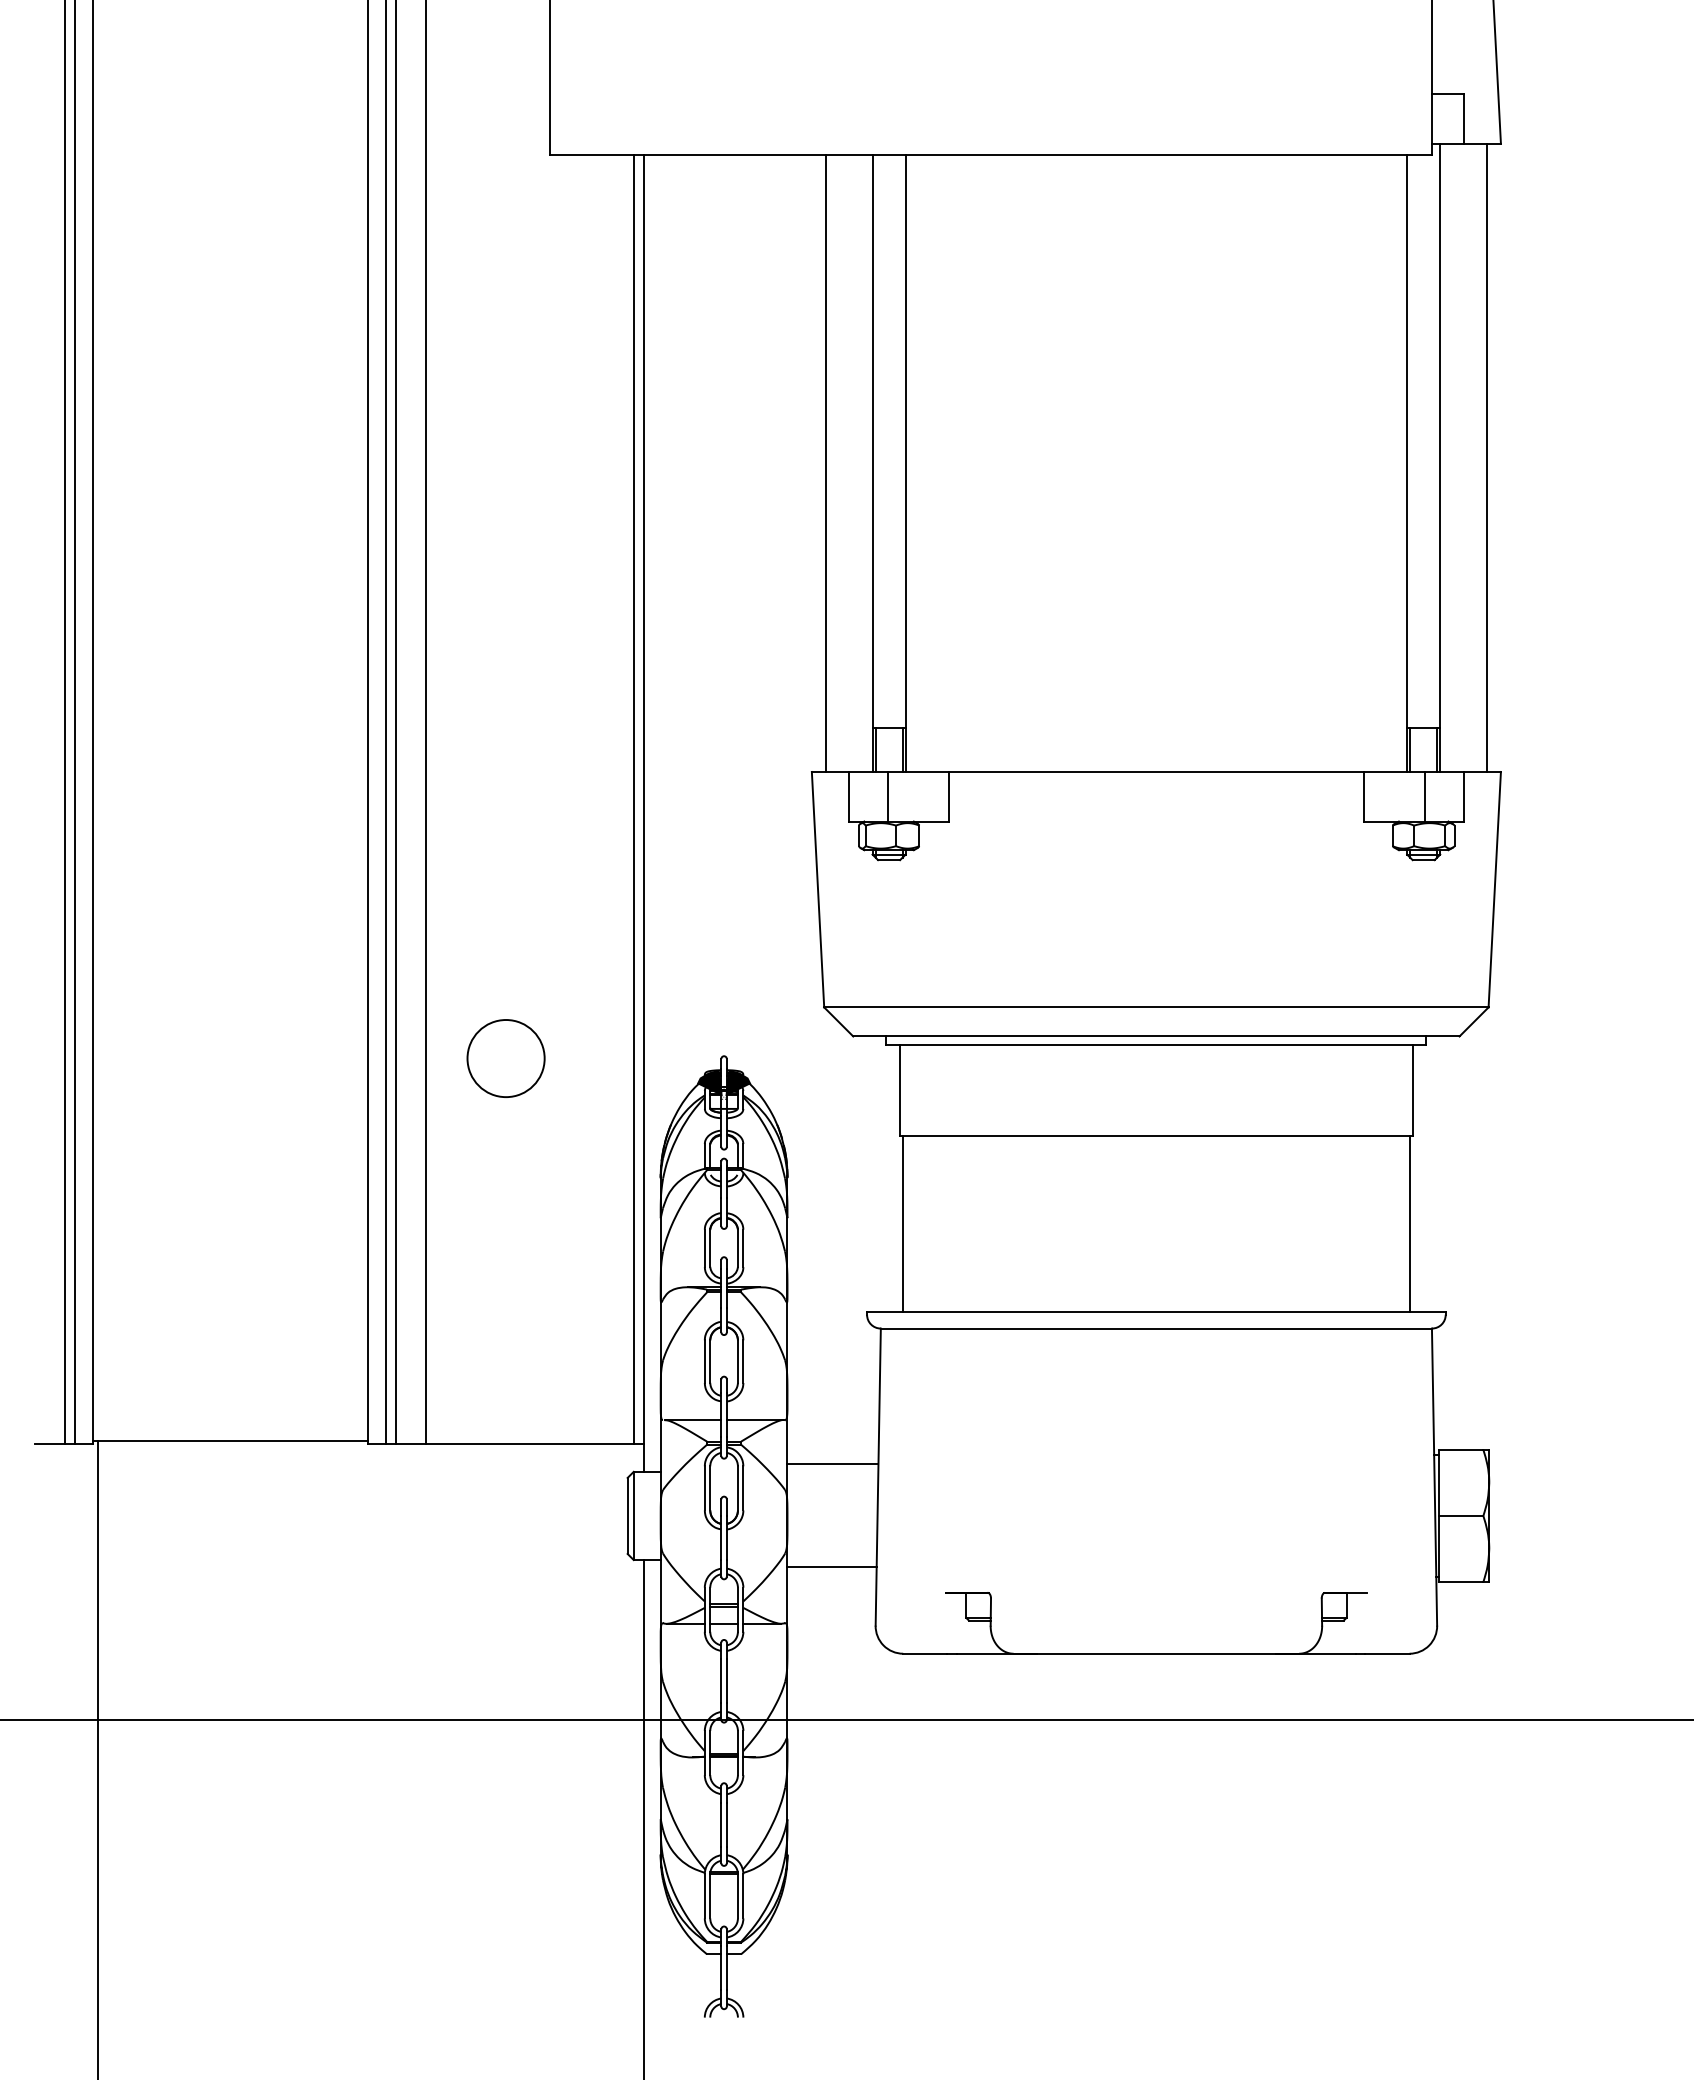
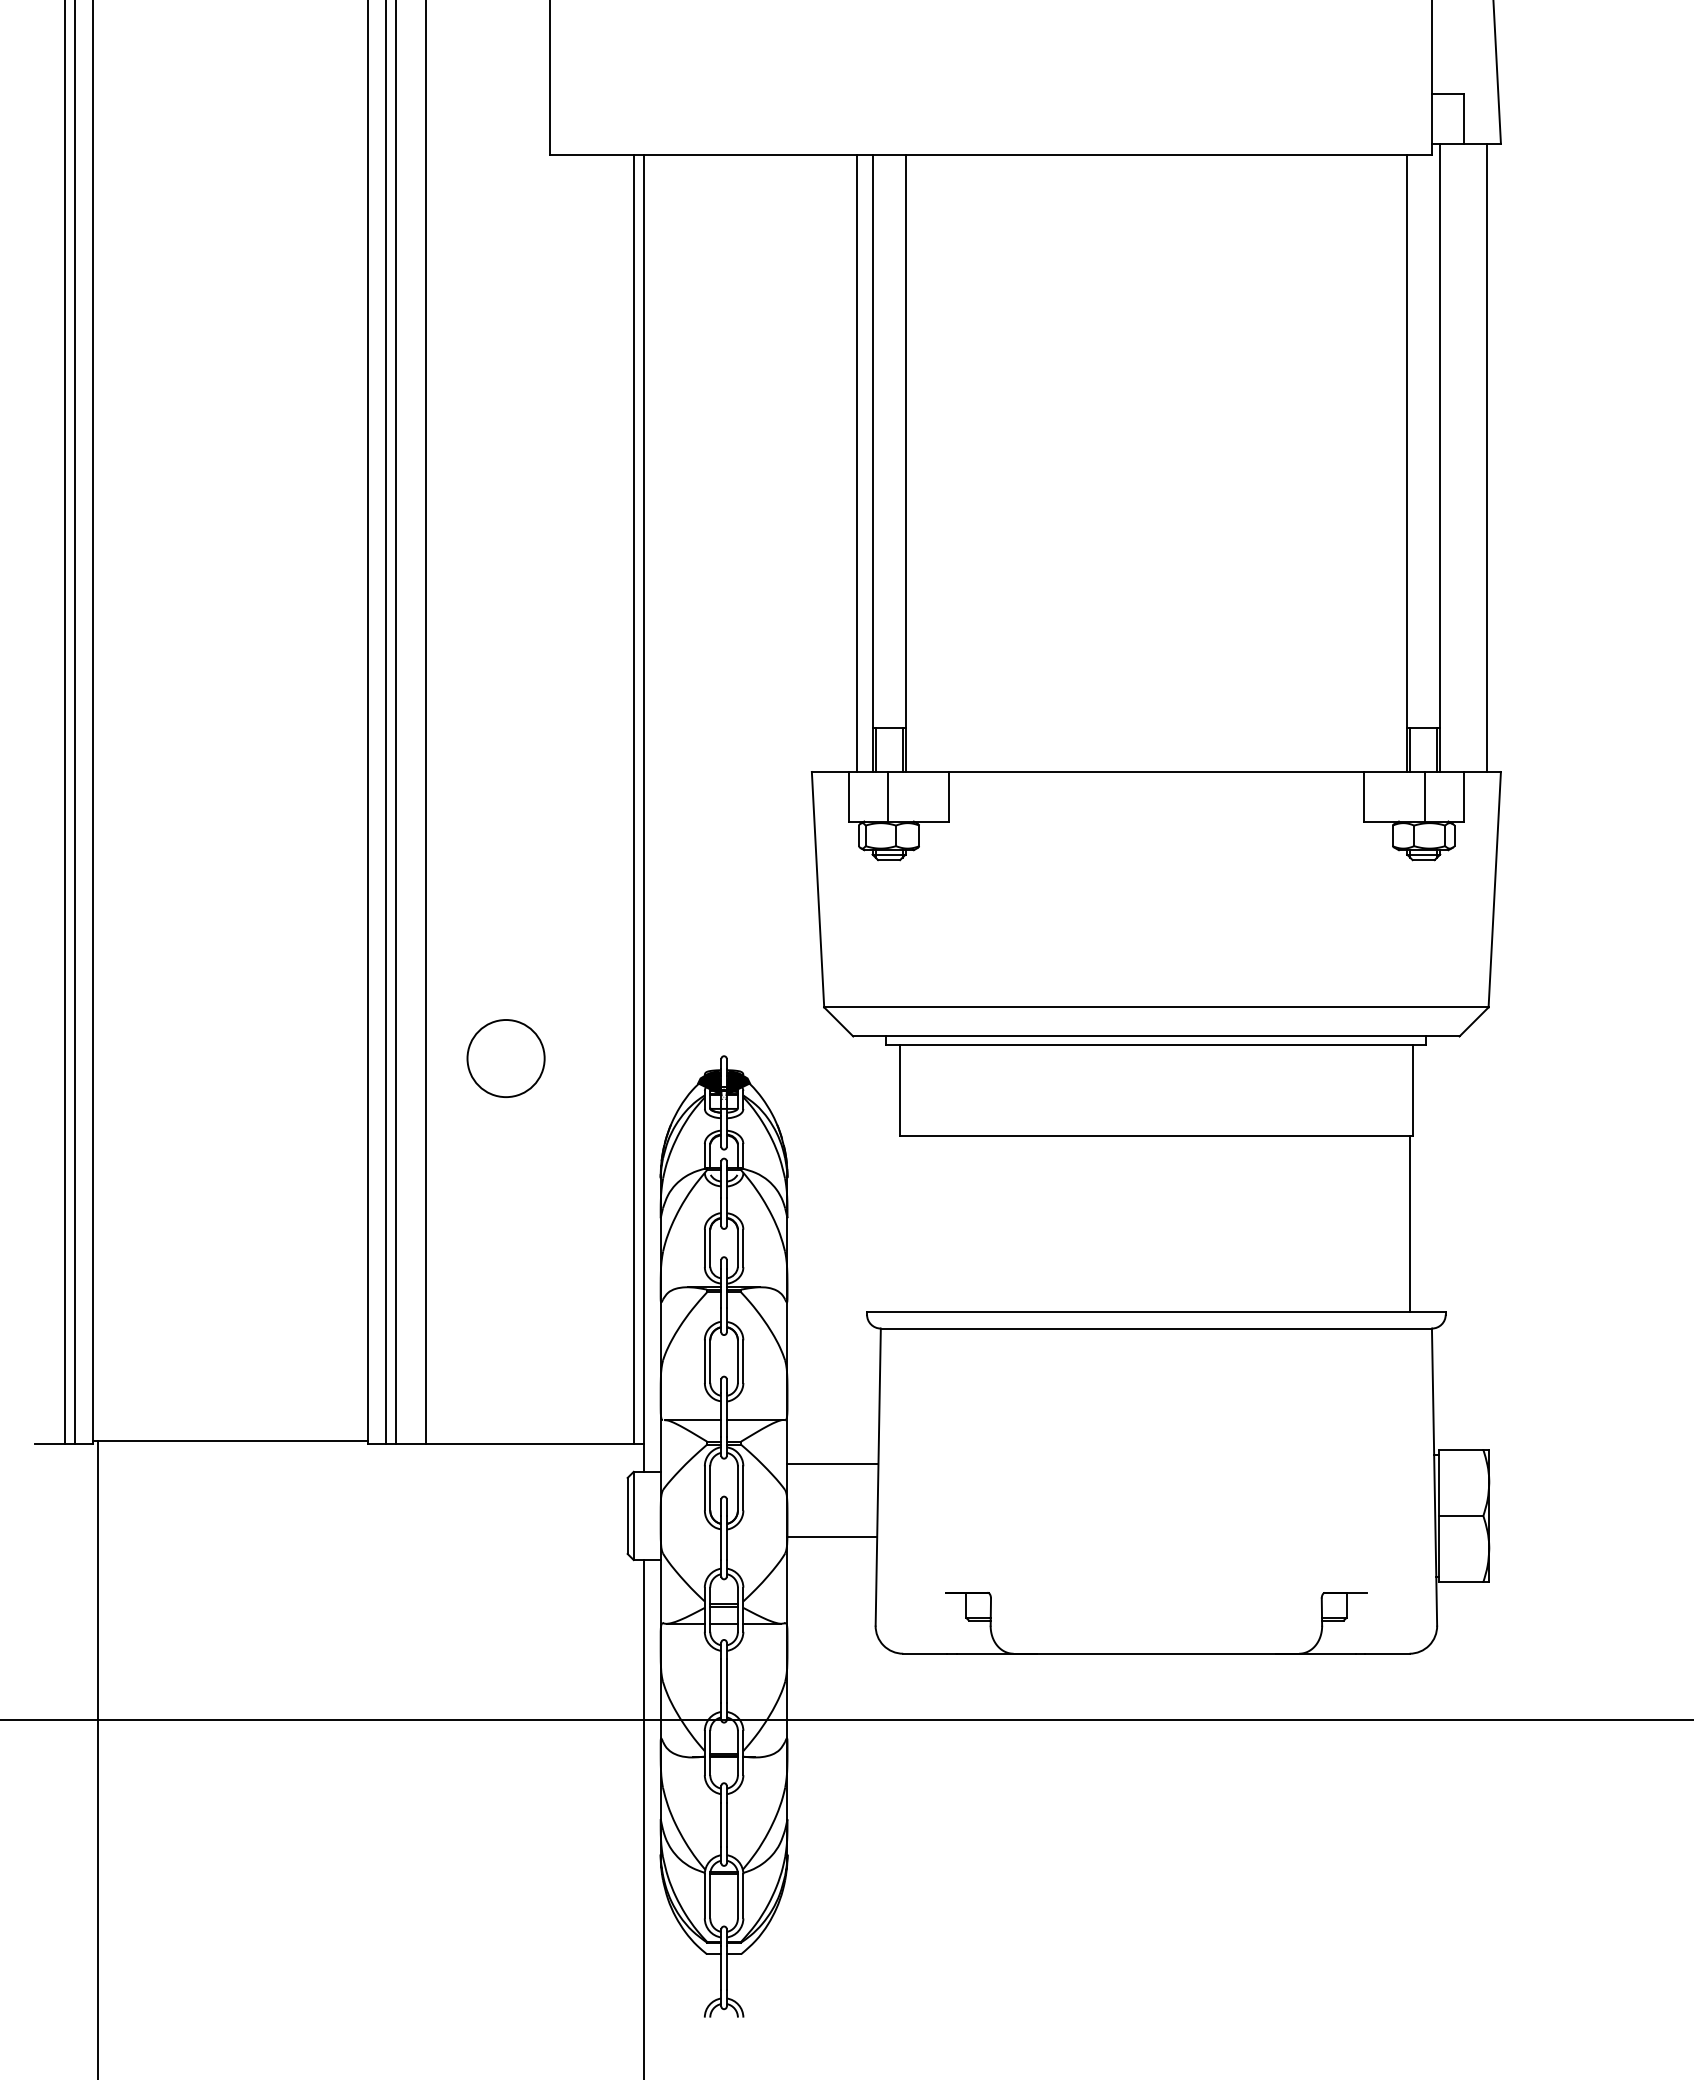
line position: (825, 462) -> (856, 462) (856, 462)
line: present -> none (902, 1223)
line position: (831, 1567) -> (831, 1537) (831, 1537)
